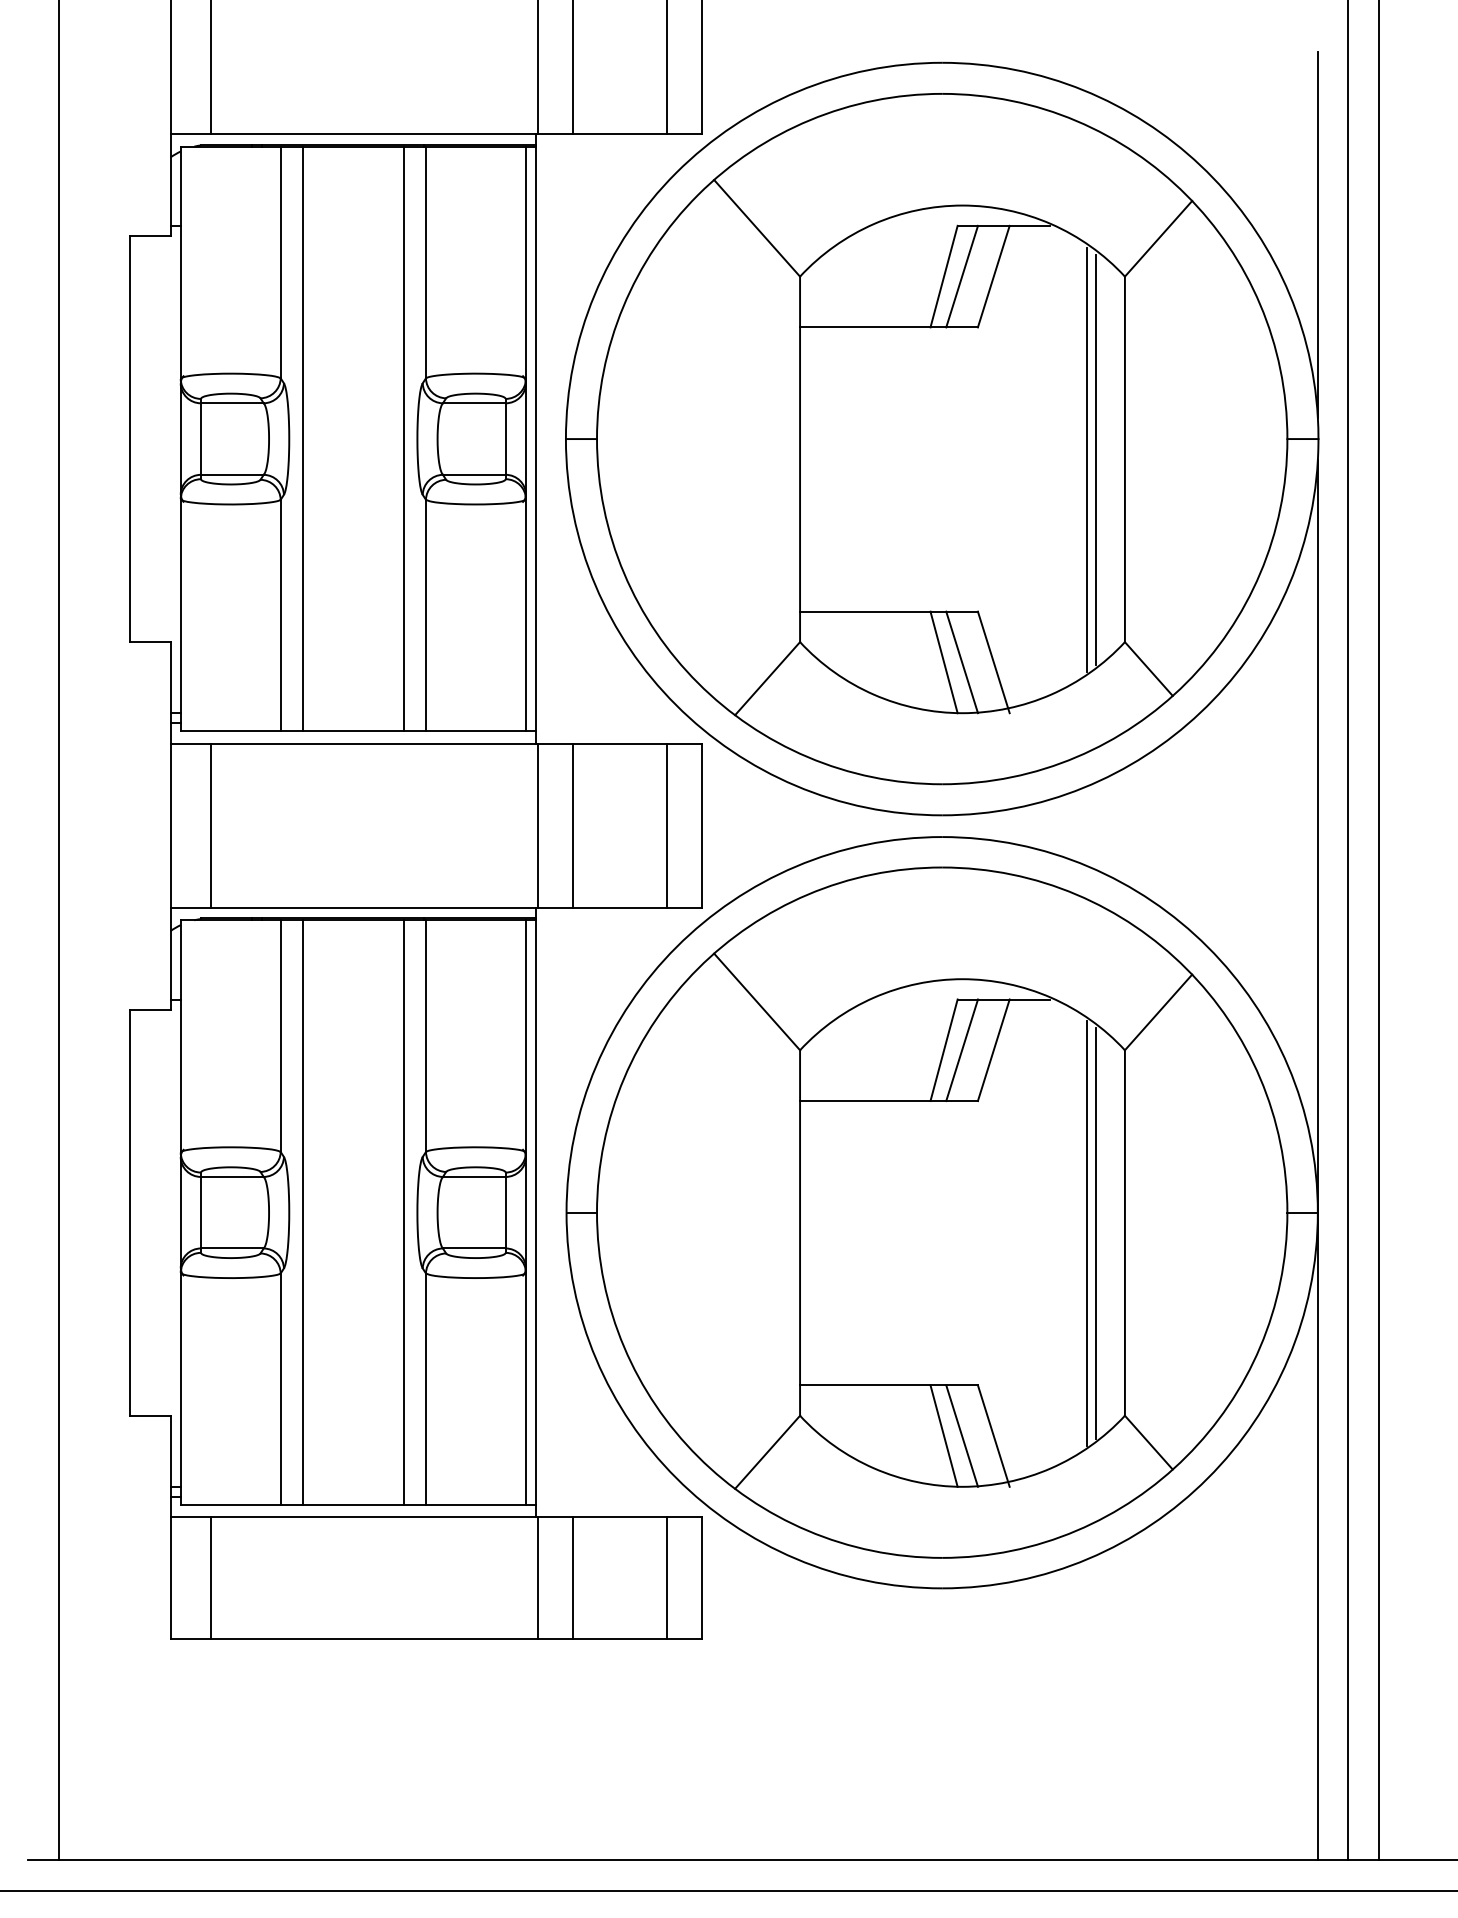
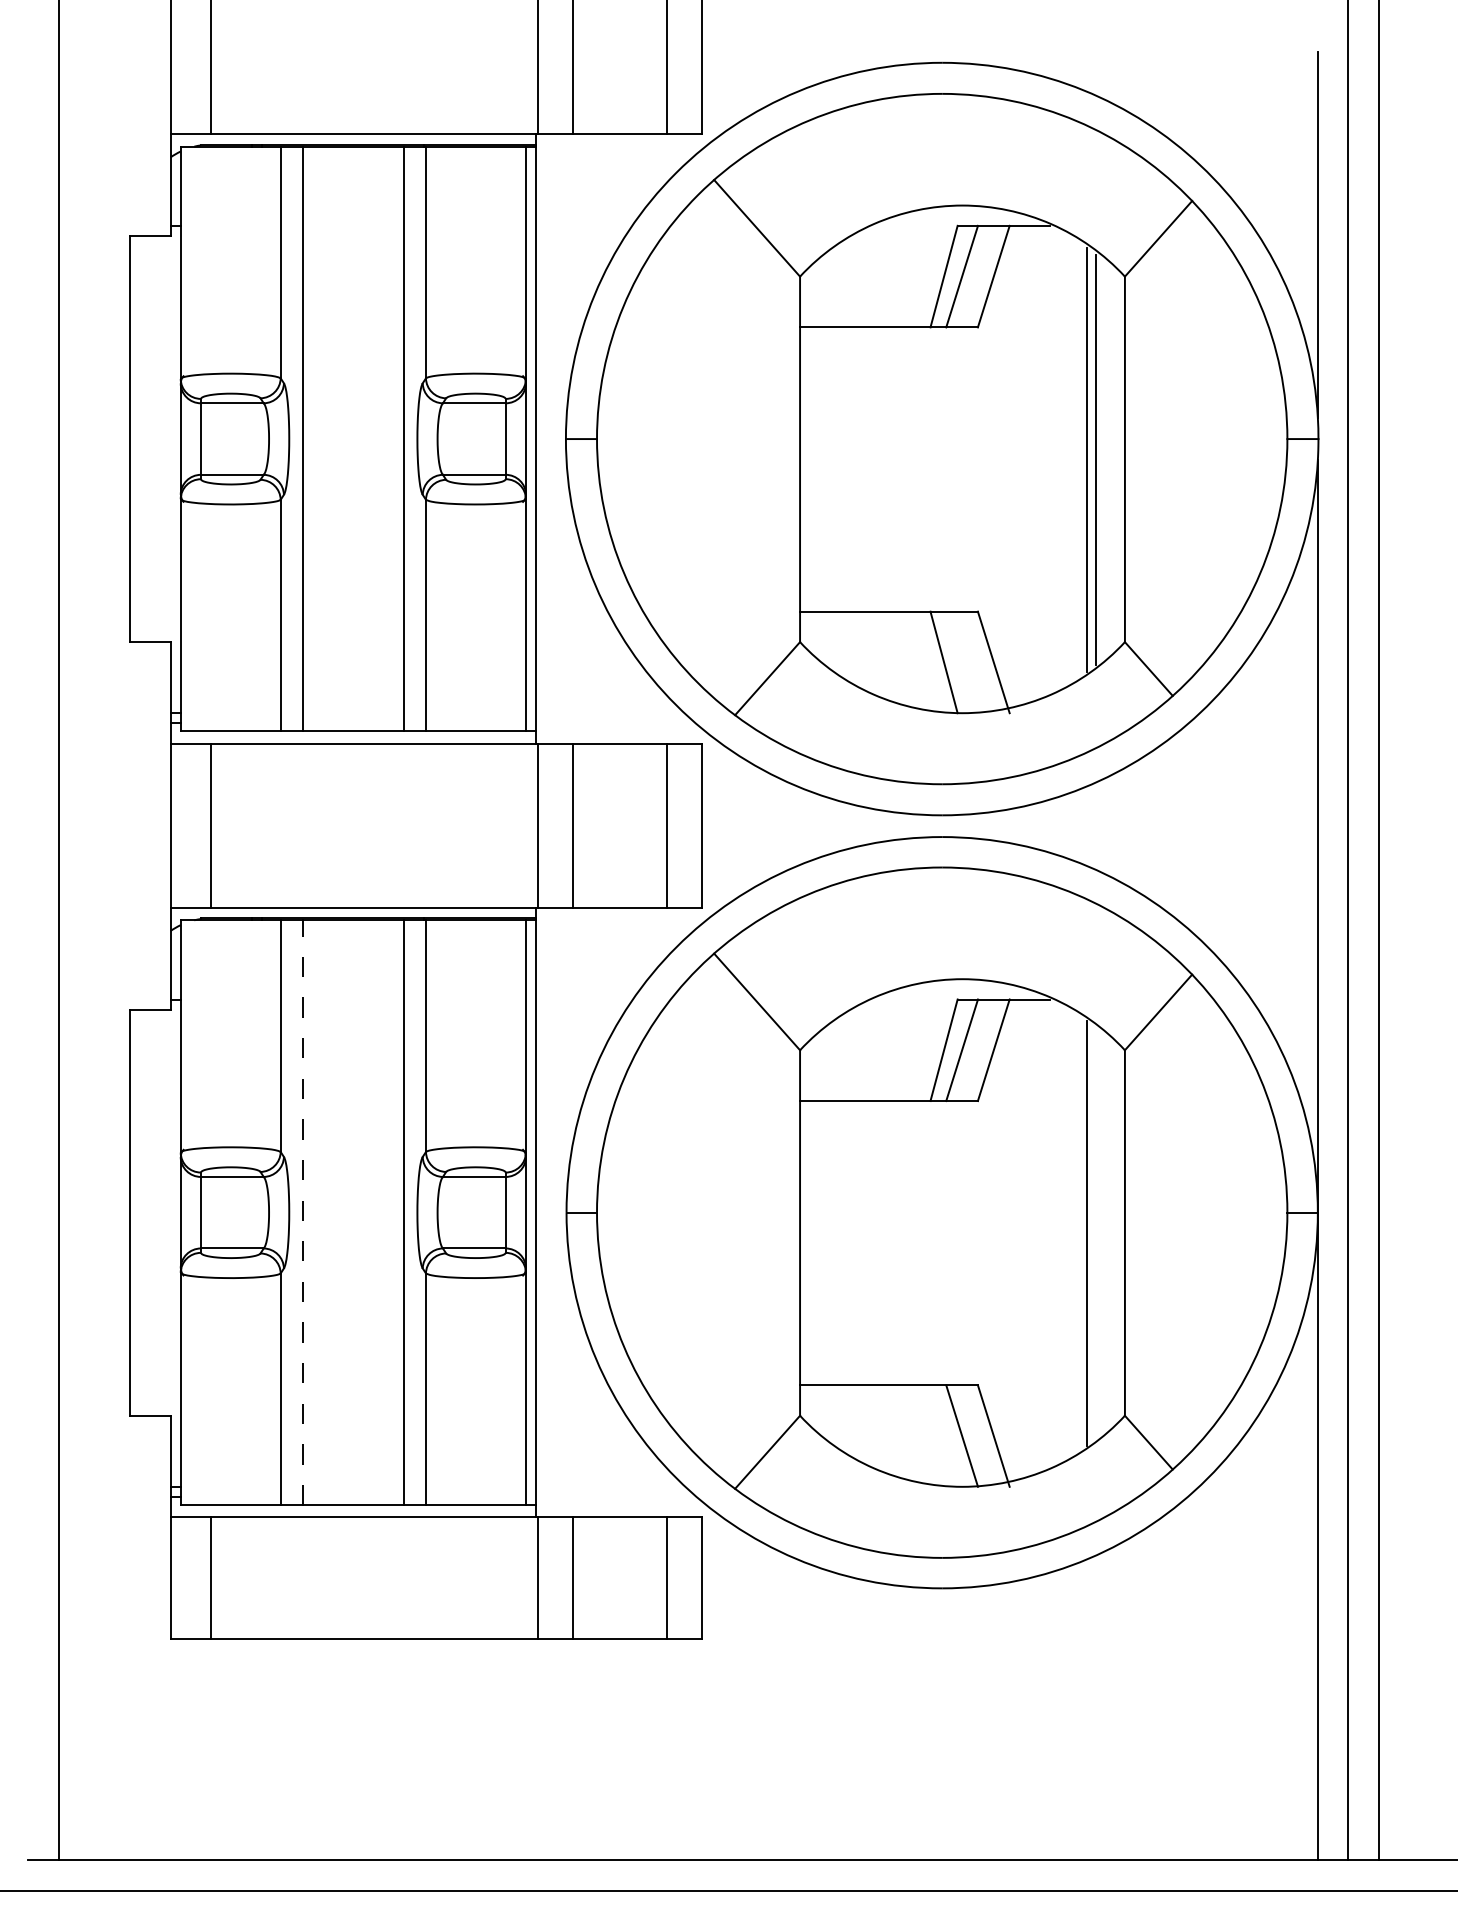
line: present -> none (962, 662)
line: solid -> dashed (302, 1212)
line: present -> none (1096, 1233)
line: present -> none (943, 1435)
